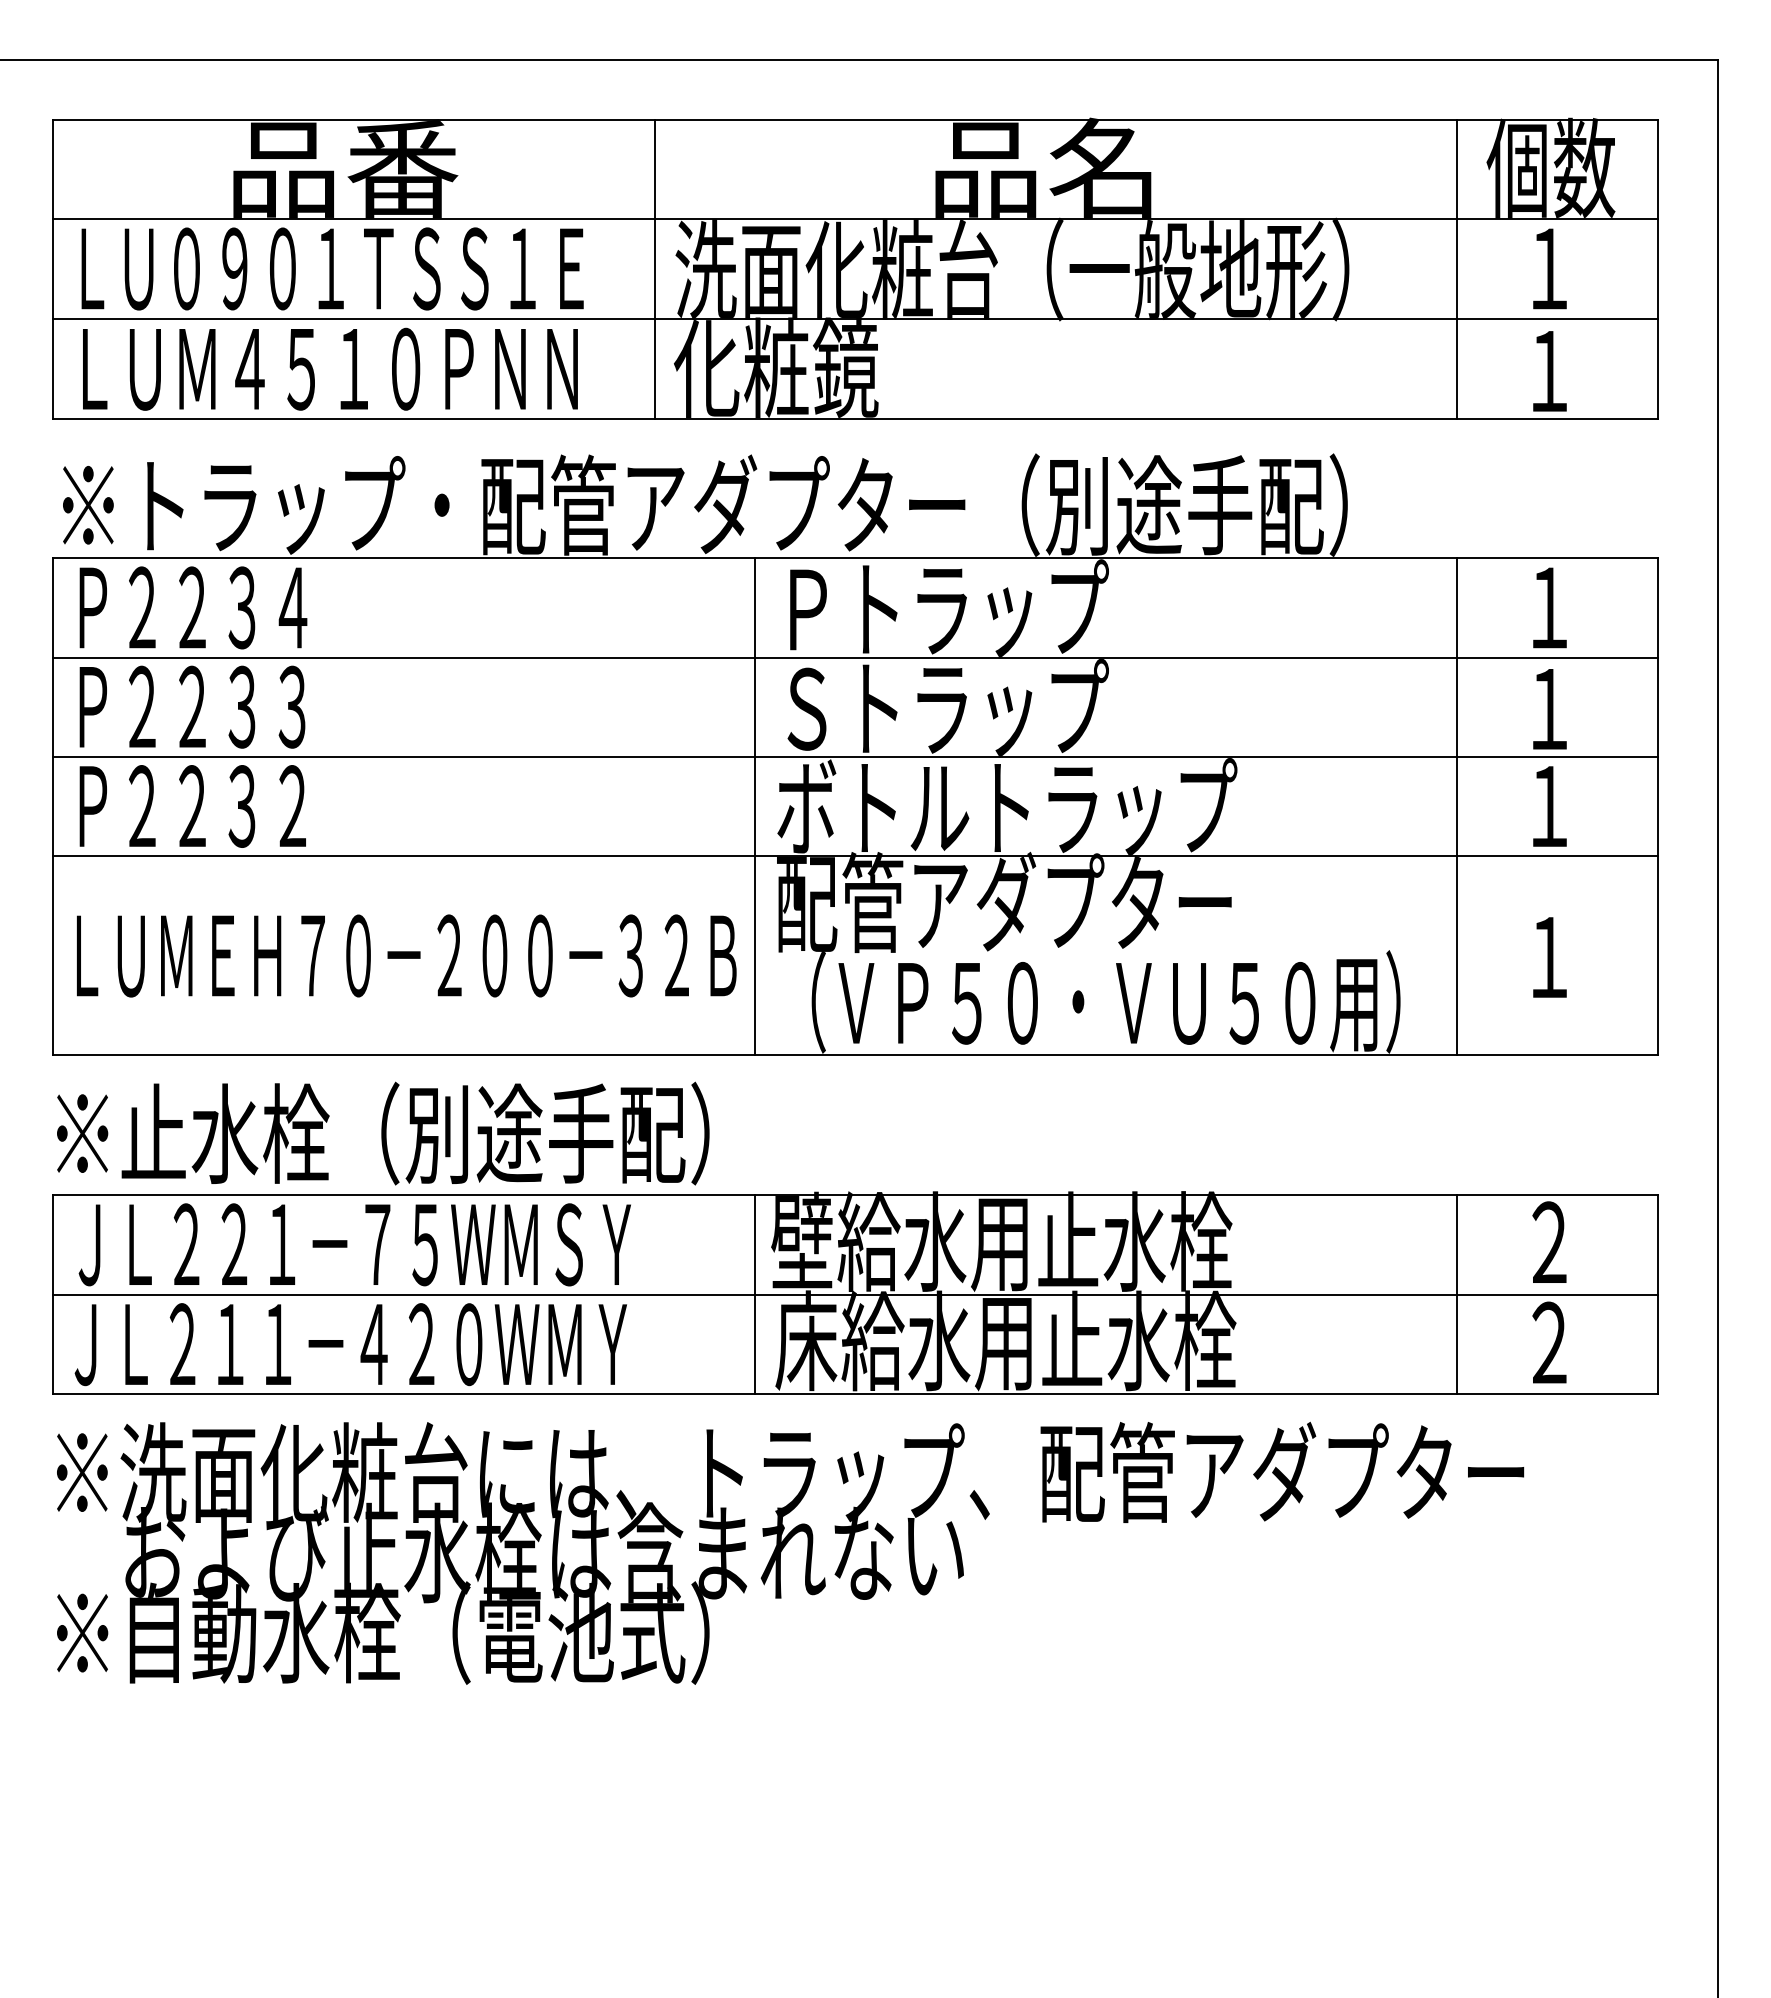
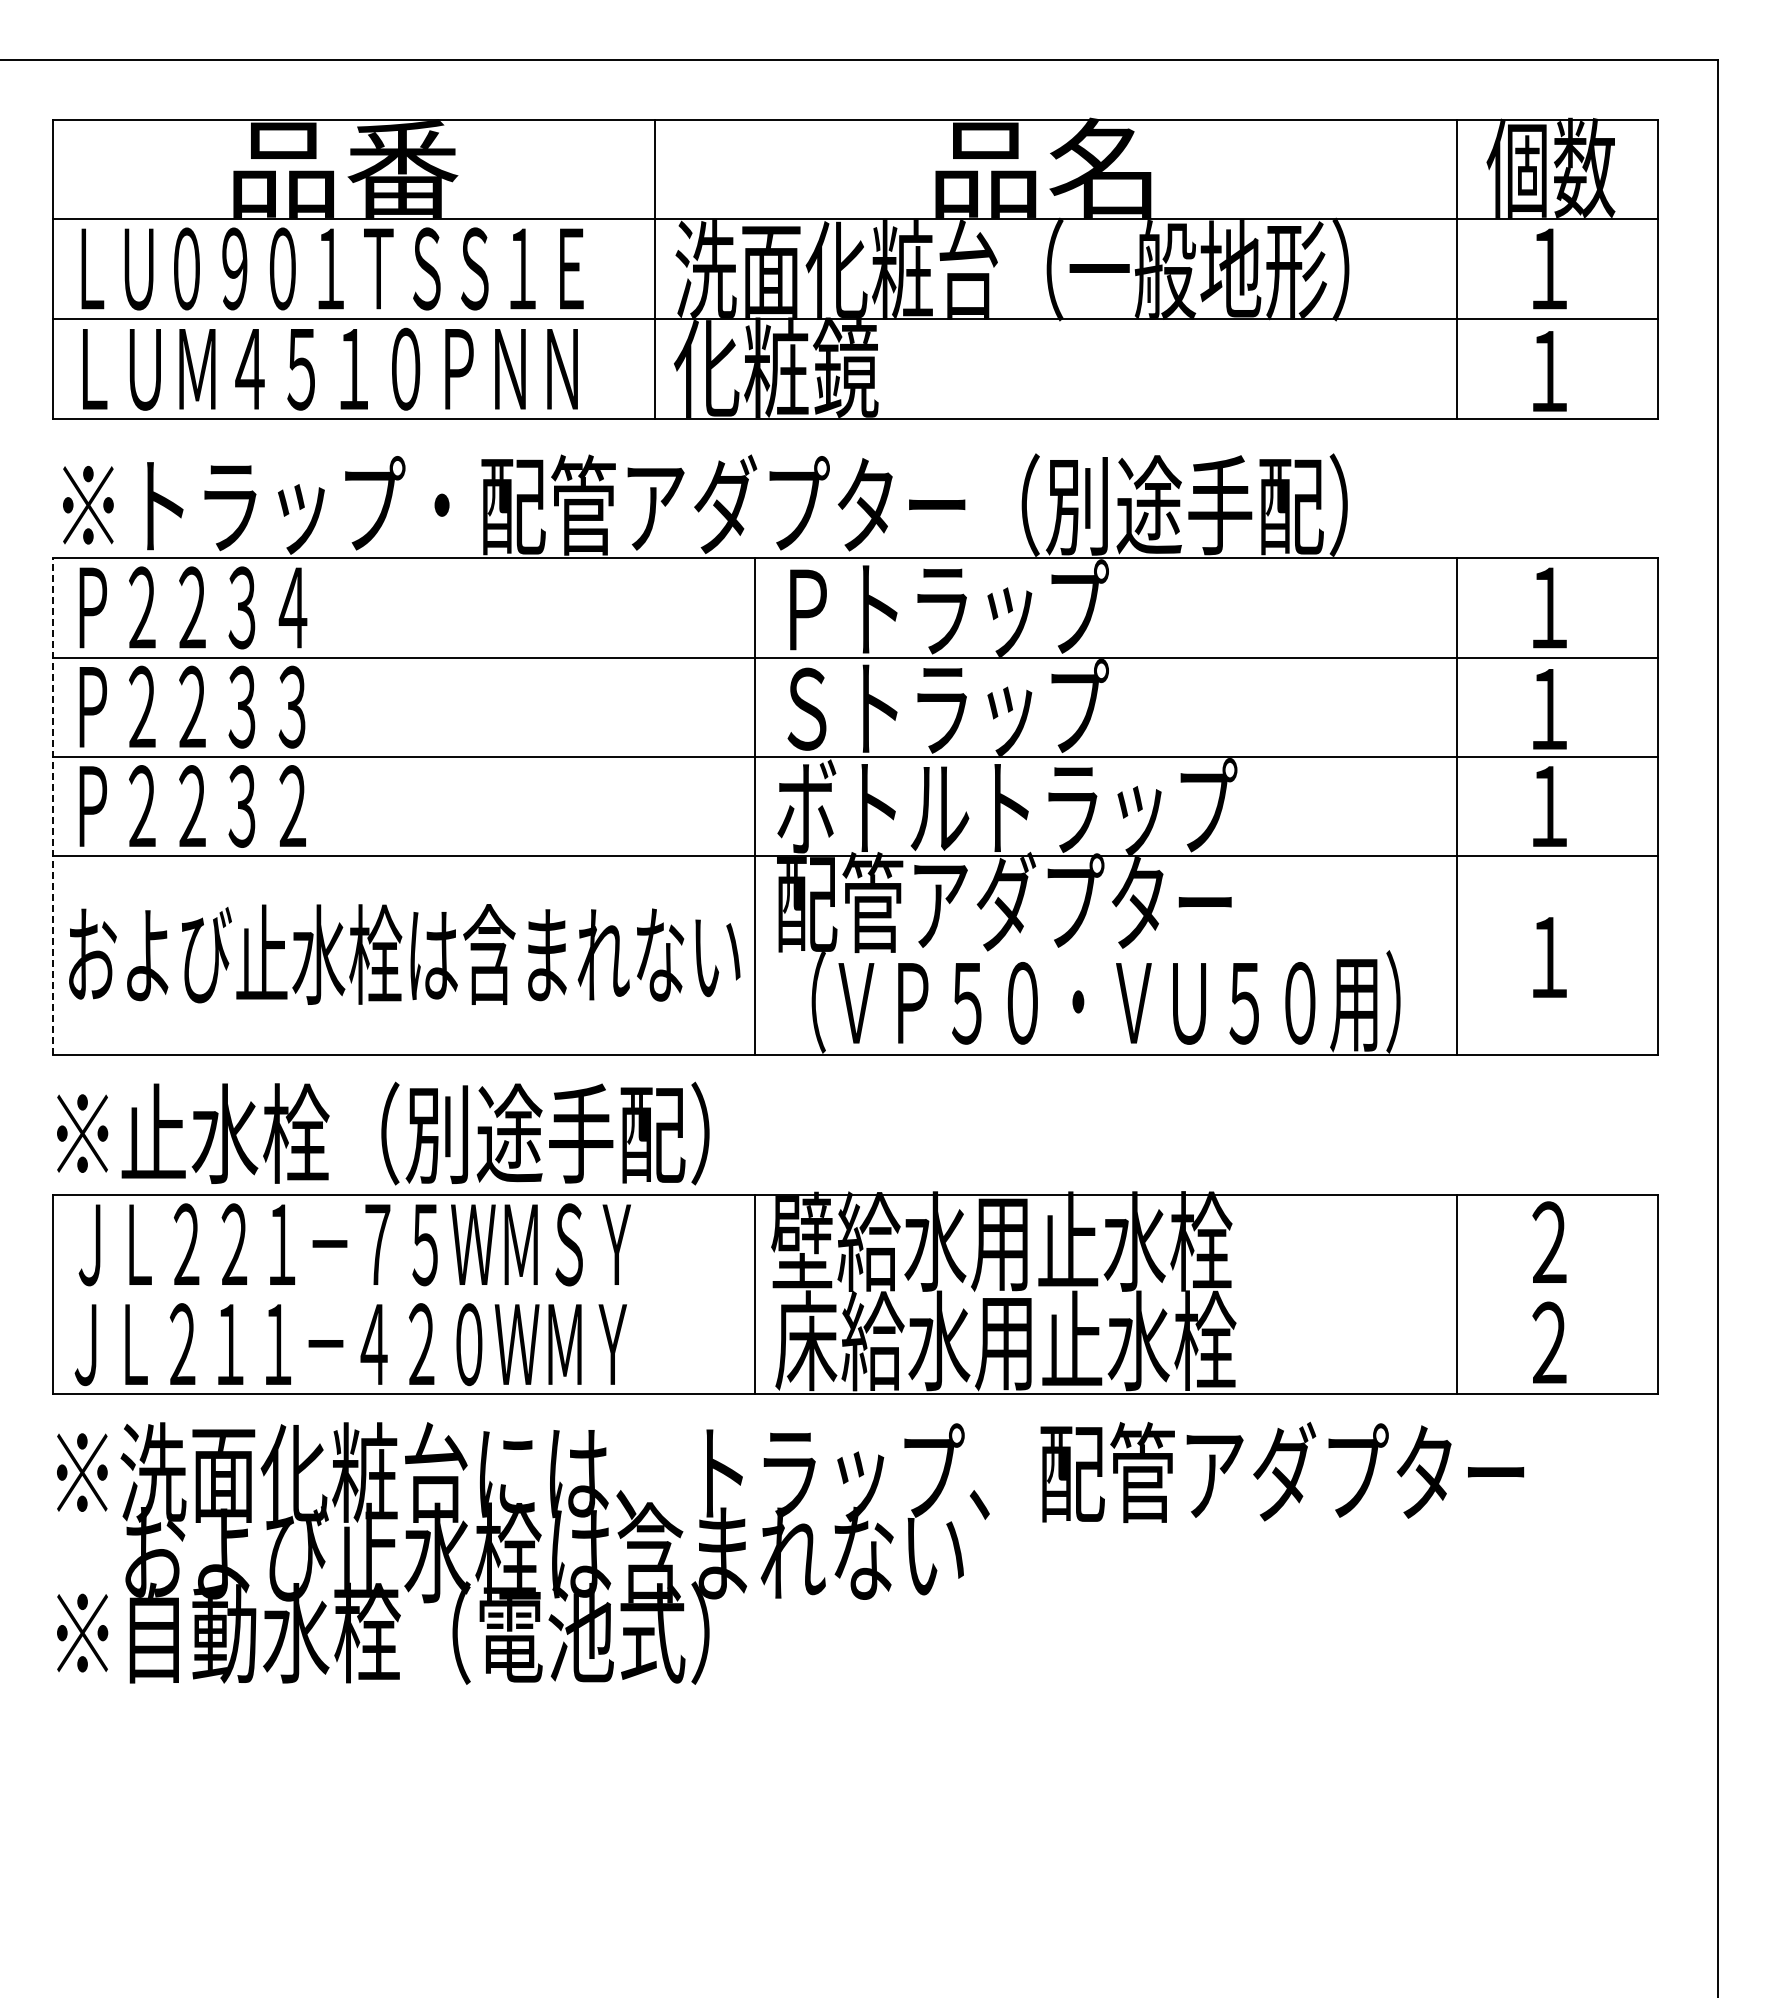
line: solid -> dashed (53, 806)
text: ＬＵＭＥＨ７０－２００－３２Ｂ -> および止水栓は含まれない (404, 954)
line: present -> none (855, 1294)
